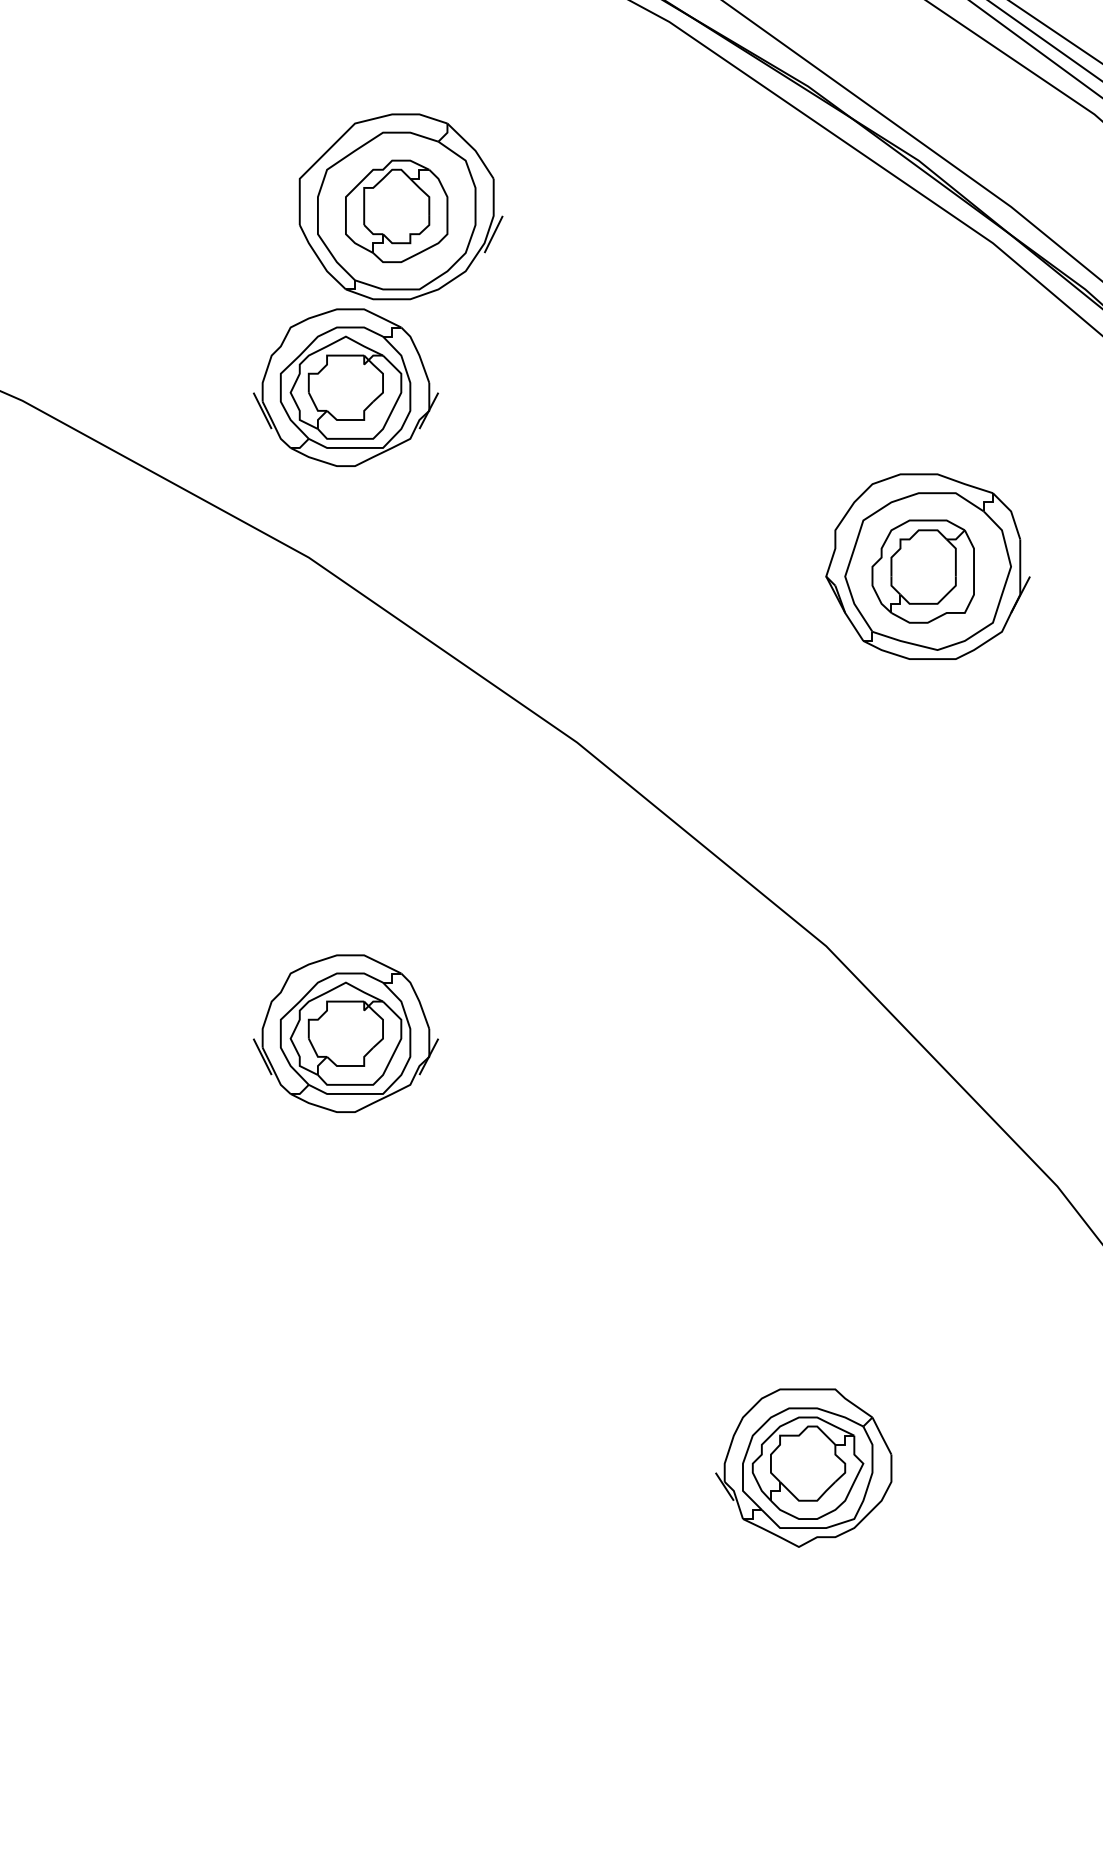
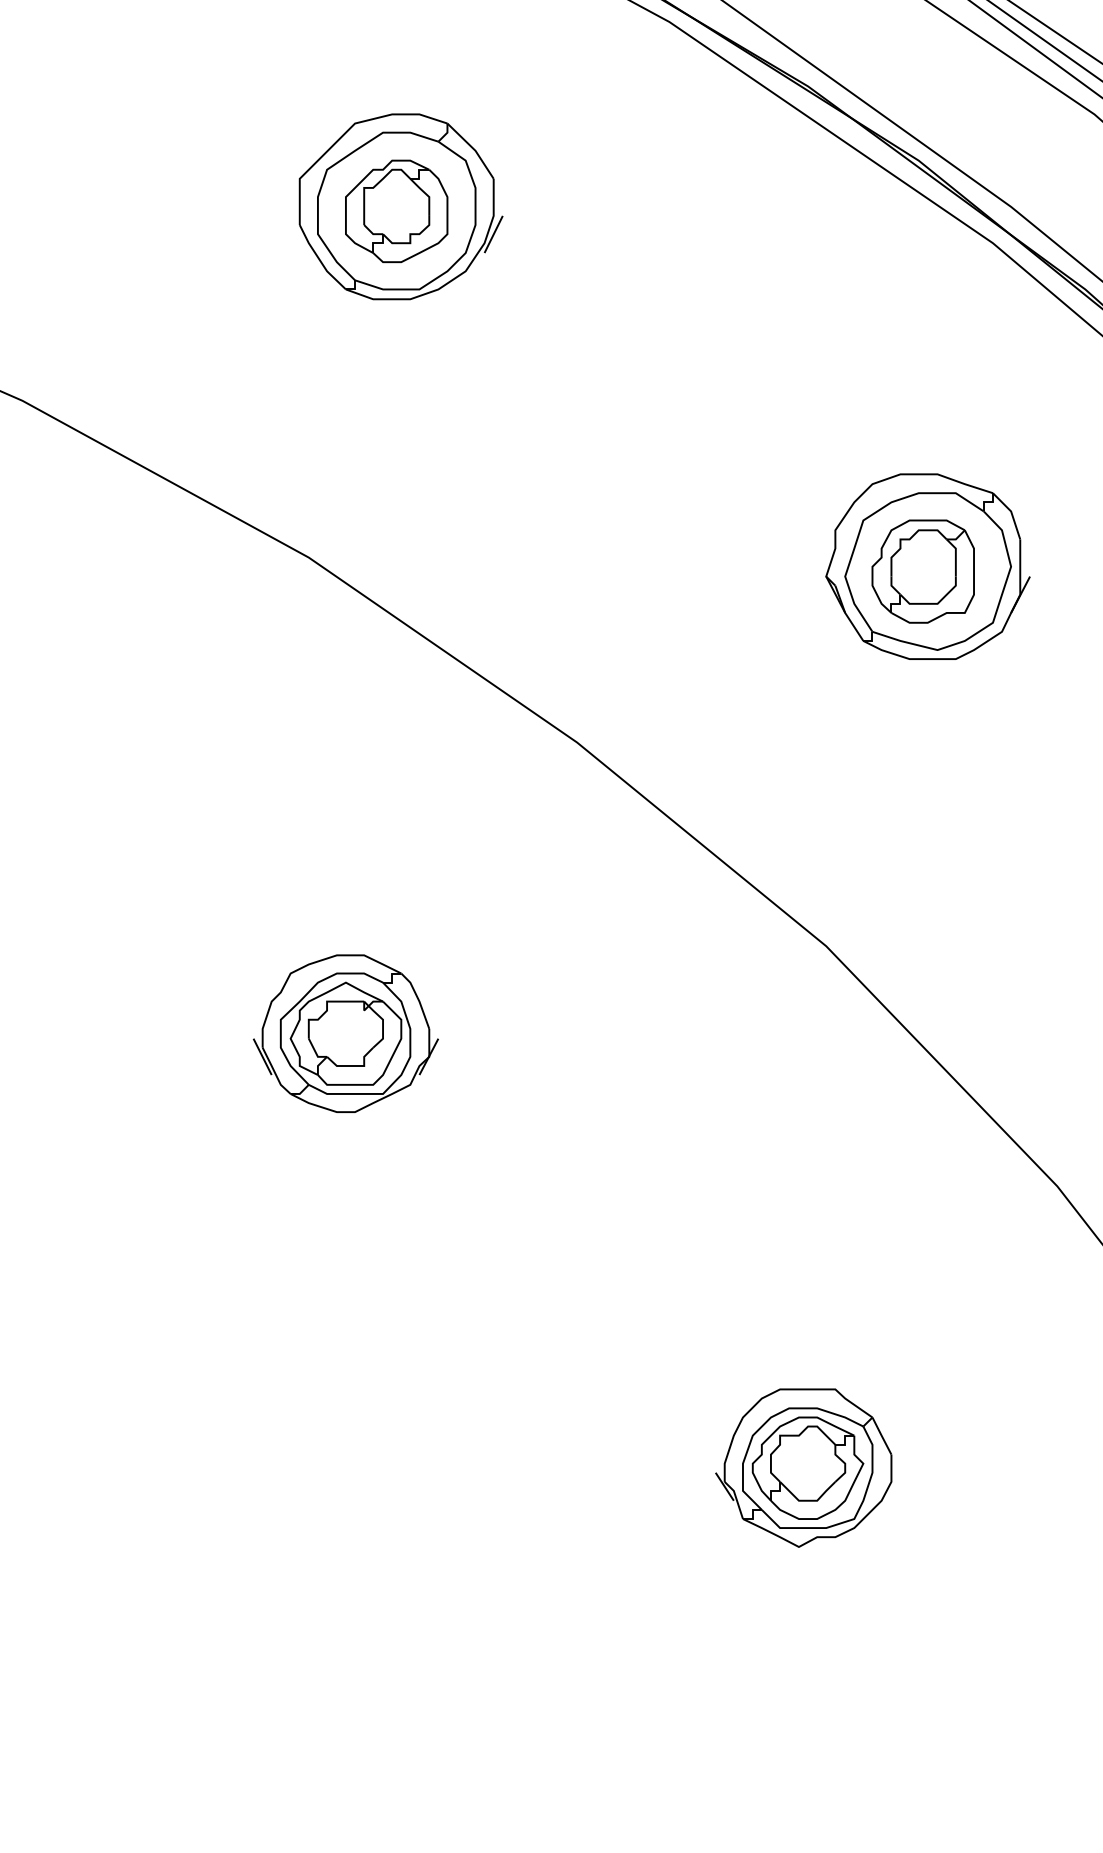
part: present -> none (345, 387)
